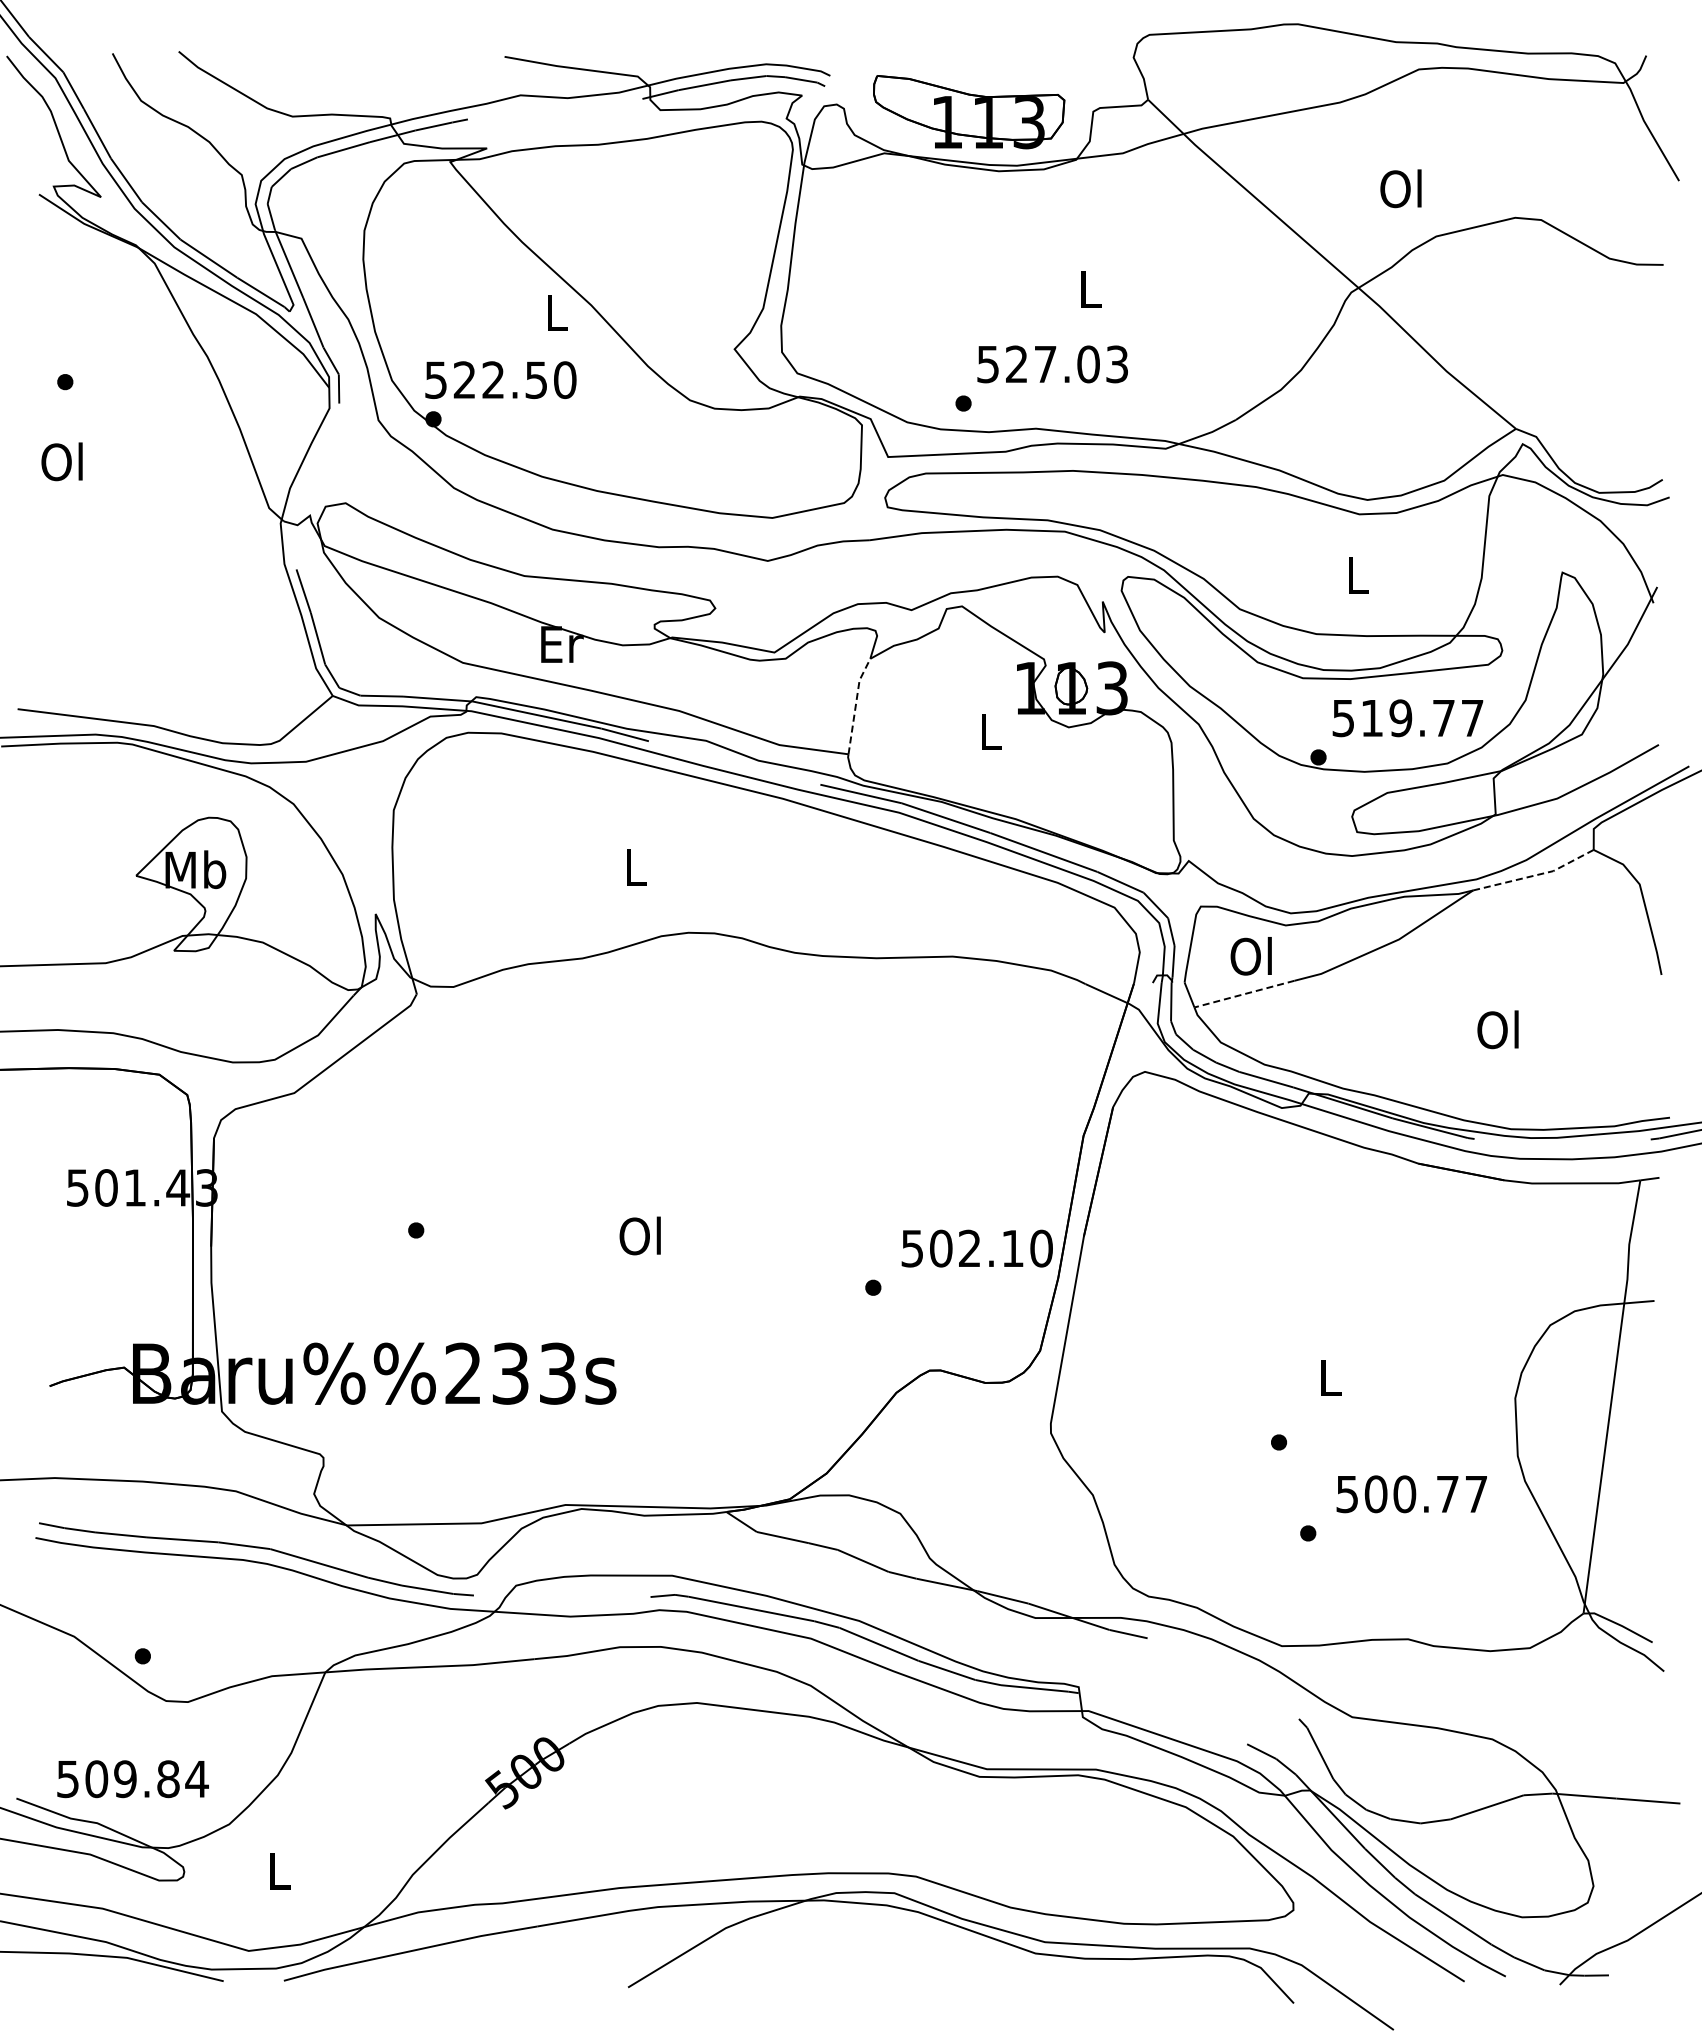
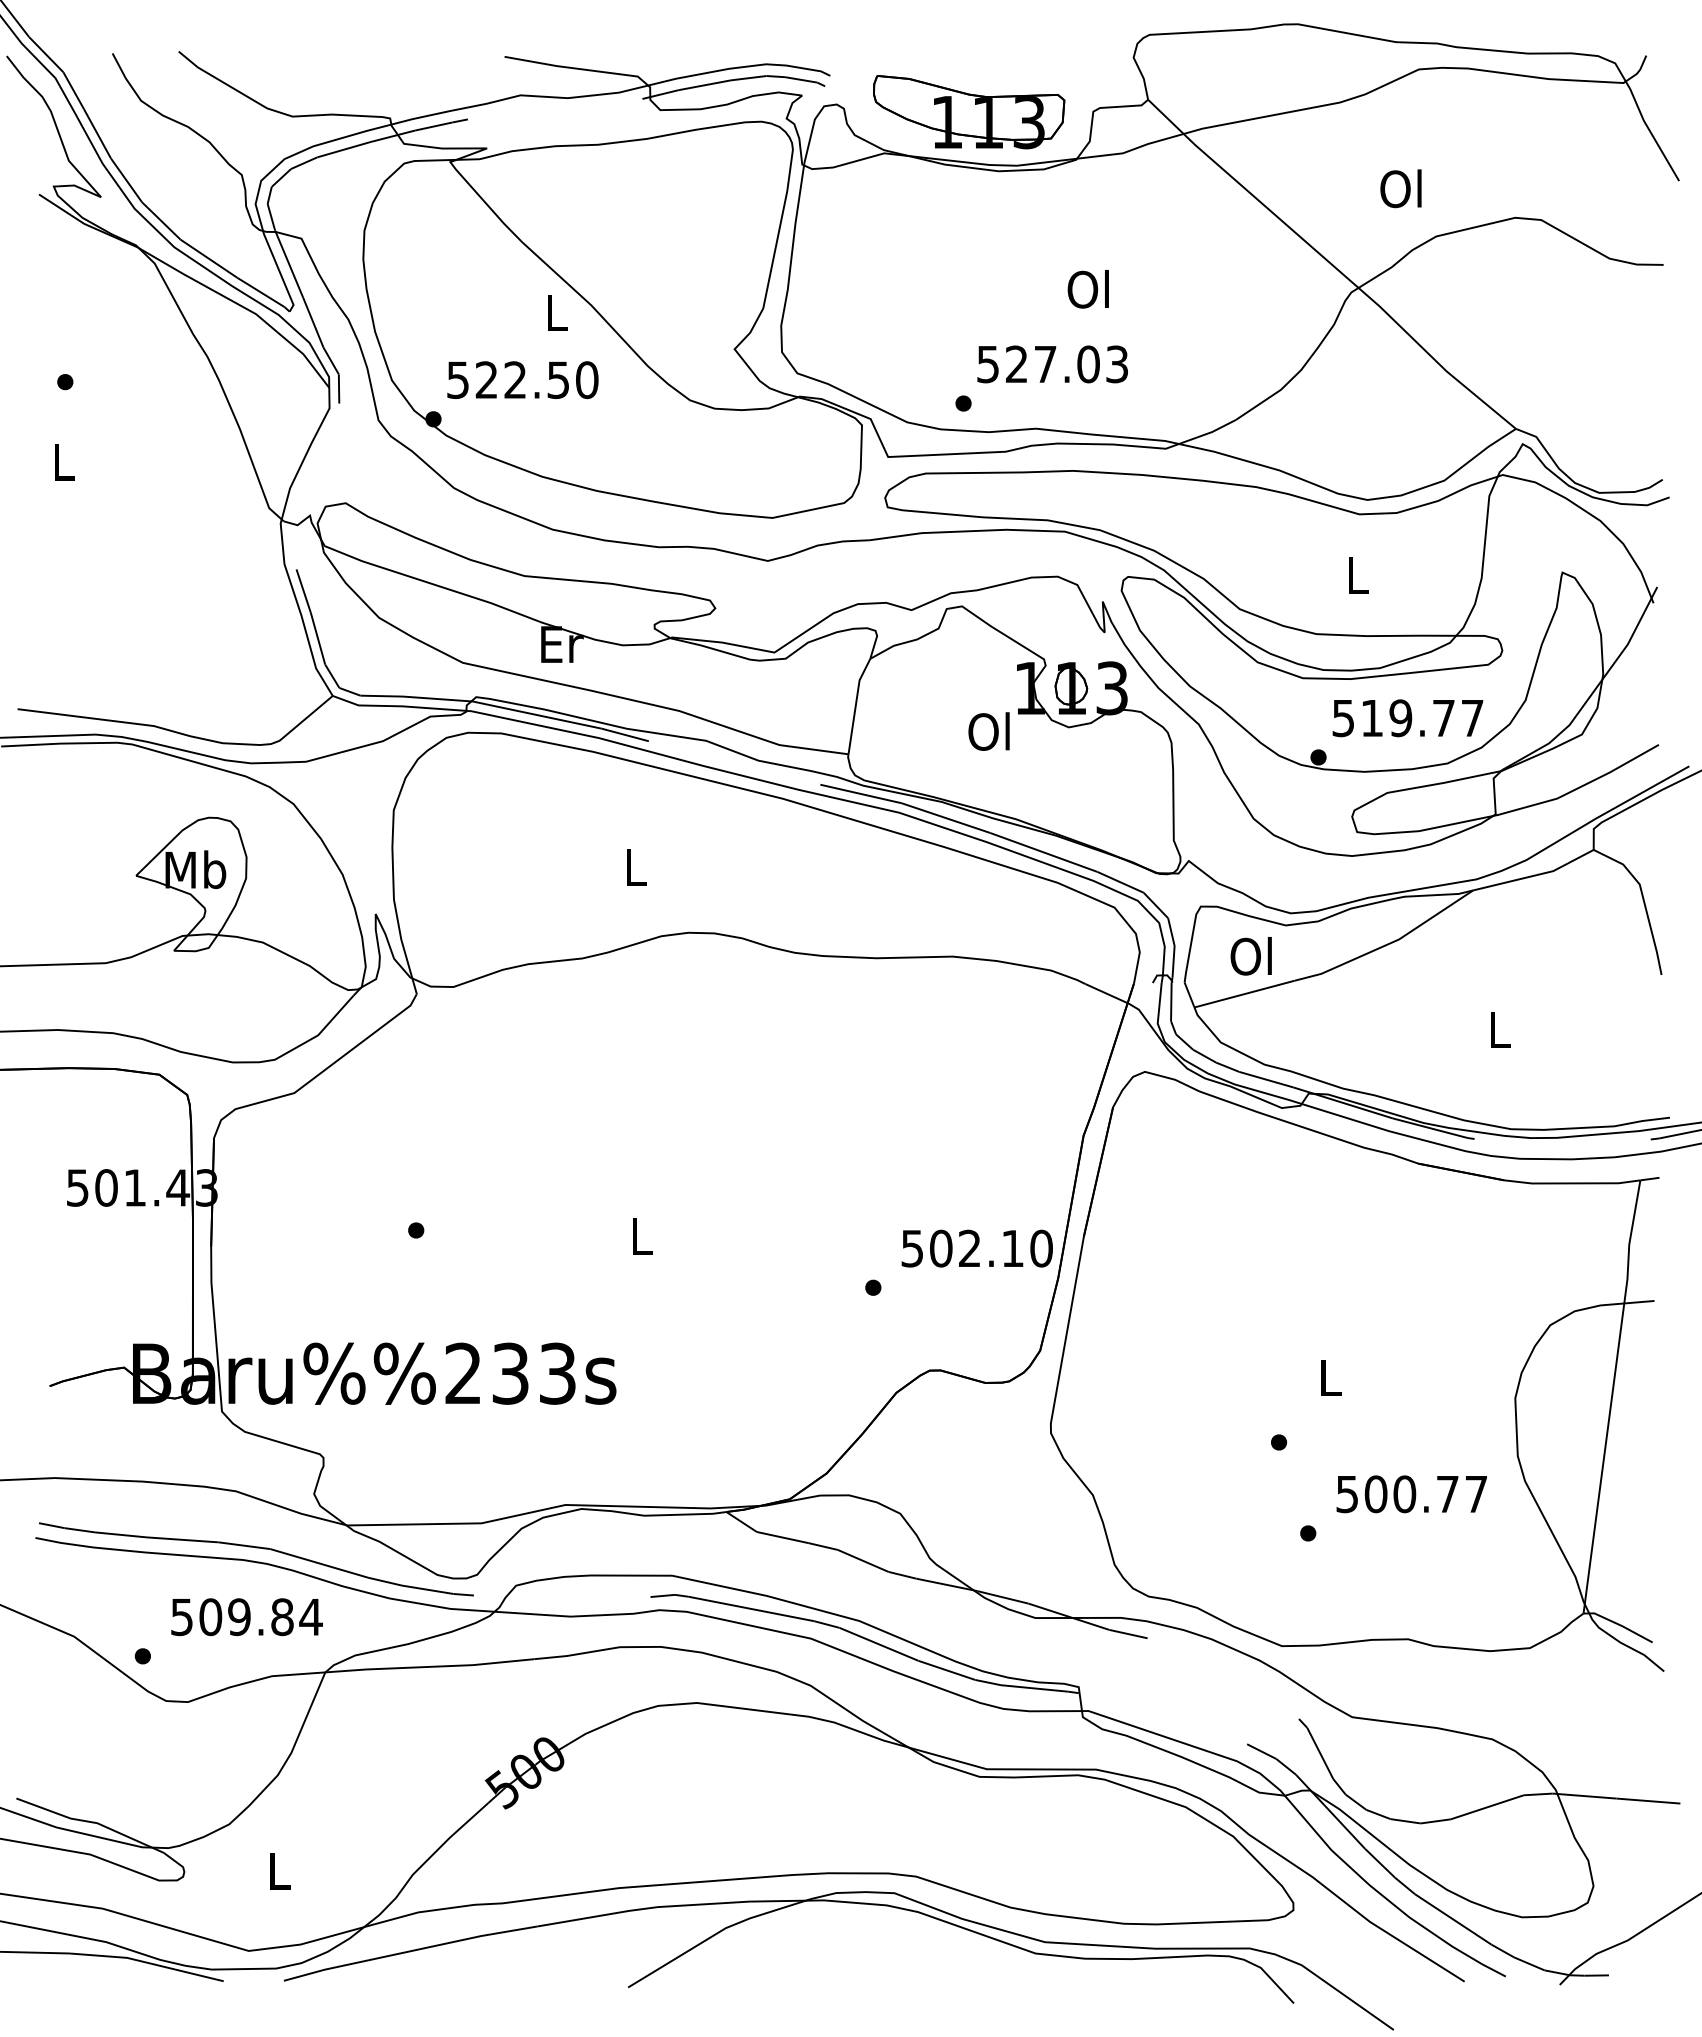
text: L -> Ol (1087, 289)
text position: (500, 379) -> (522, 379) (522, 379)
text: Ol -> L (61, 461)
line: dashed -> solid (856, 704)
text: L -> Ol (988, 731)
line: dashed -> solid (1535, 875)
line: dashed -> solid (1244, 994)
text: Ol -> L (1497, 1029)
text: Ol -> L (639, 1235)
text position: (132, 1779) -> (246, 1617) (246, 1617)
